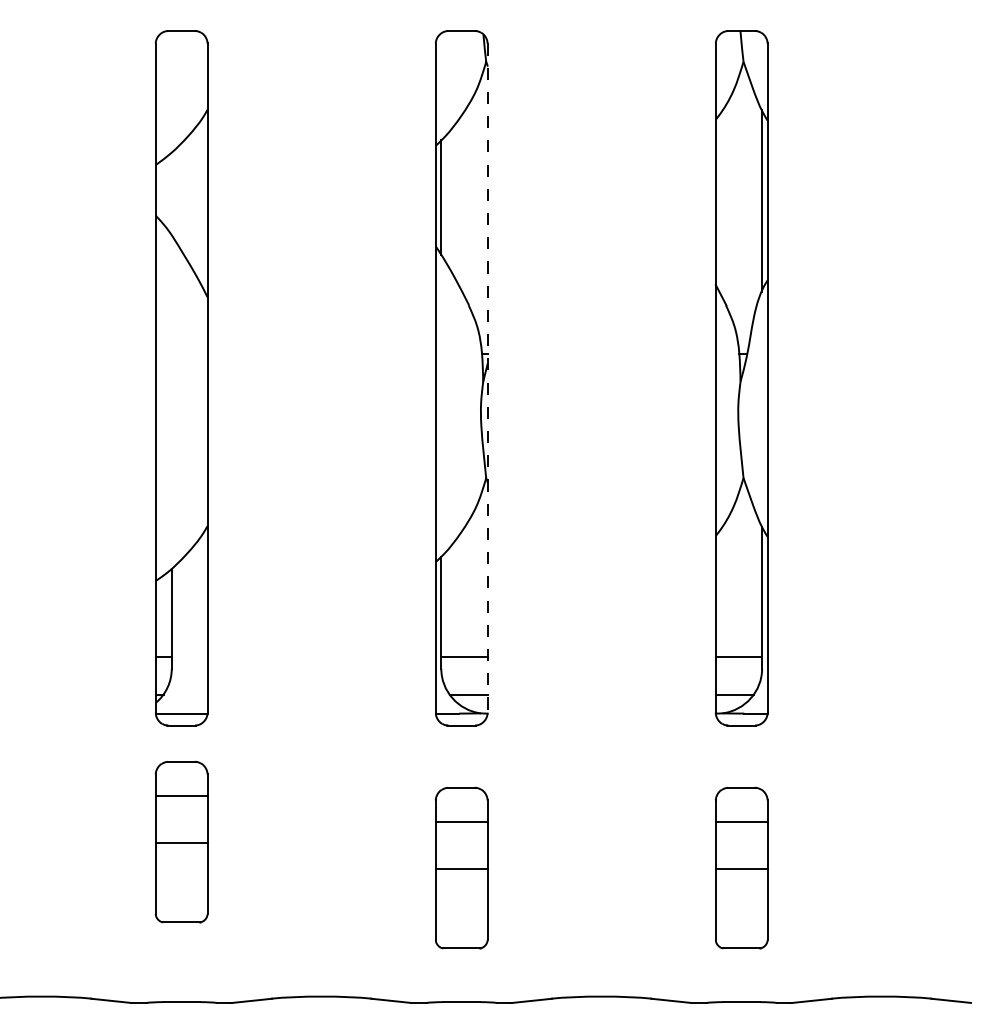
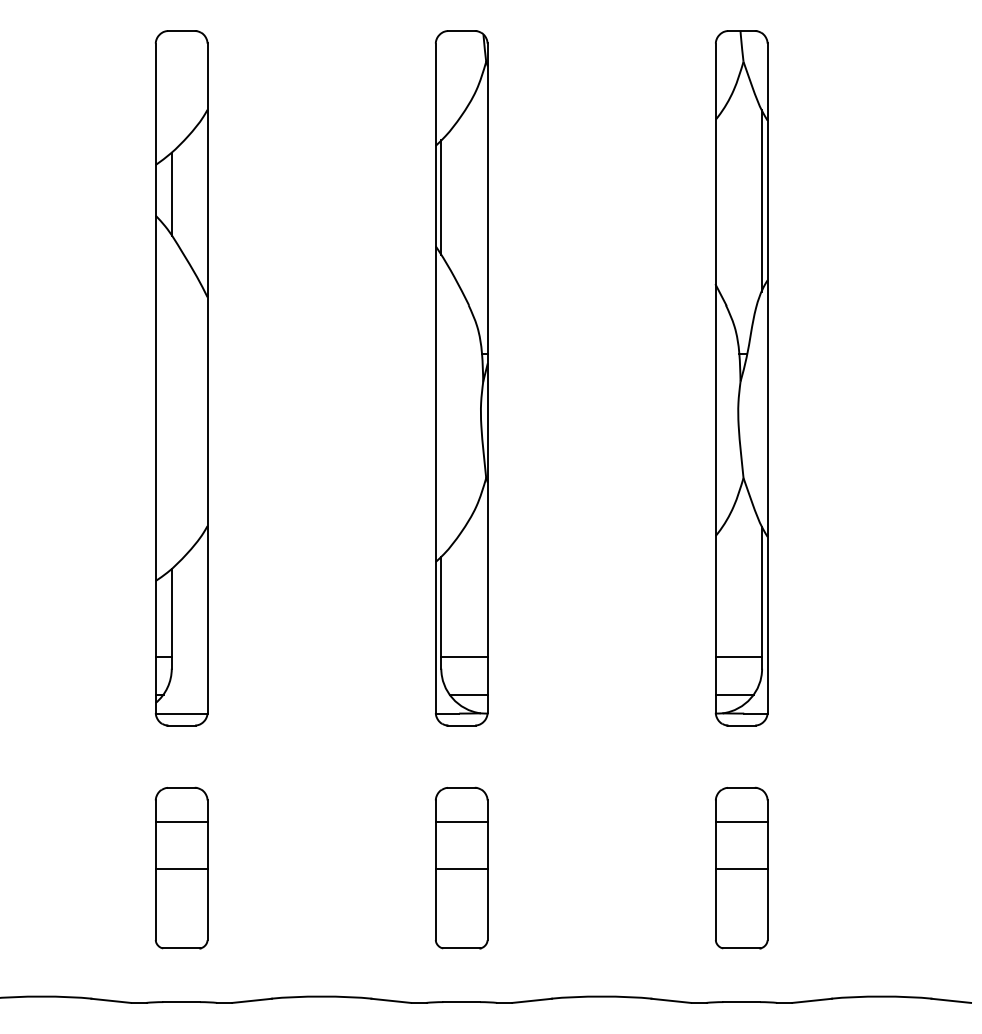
line: none -> present (171, 194)
line: dashed -> solid (487, 378)
part position: (181, 841) -> (181, 867) (181, 867)
